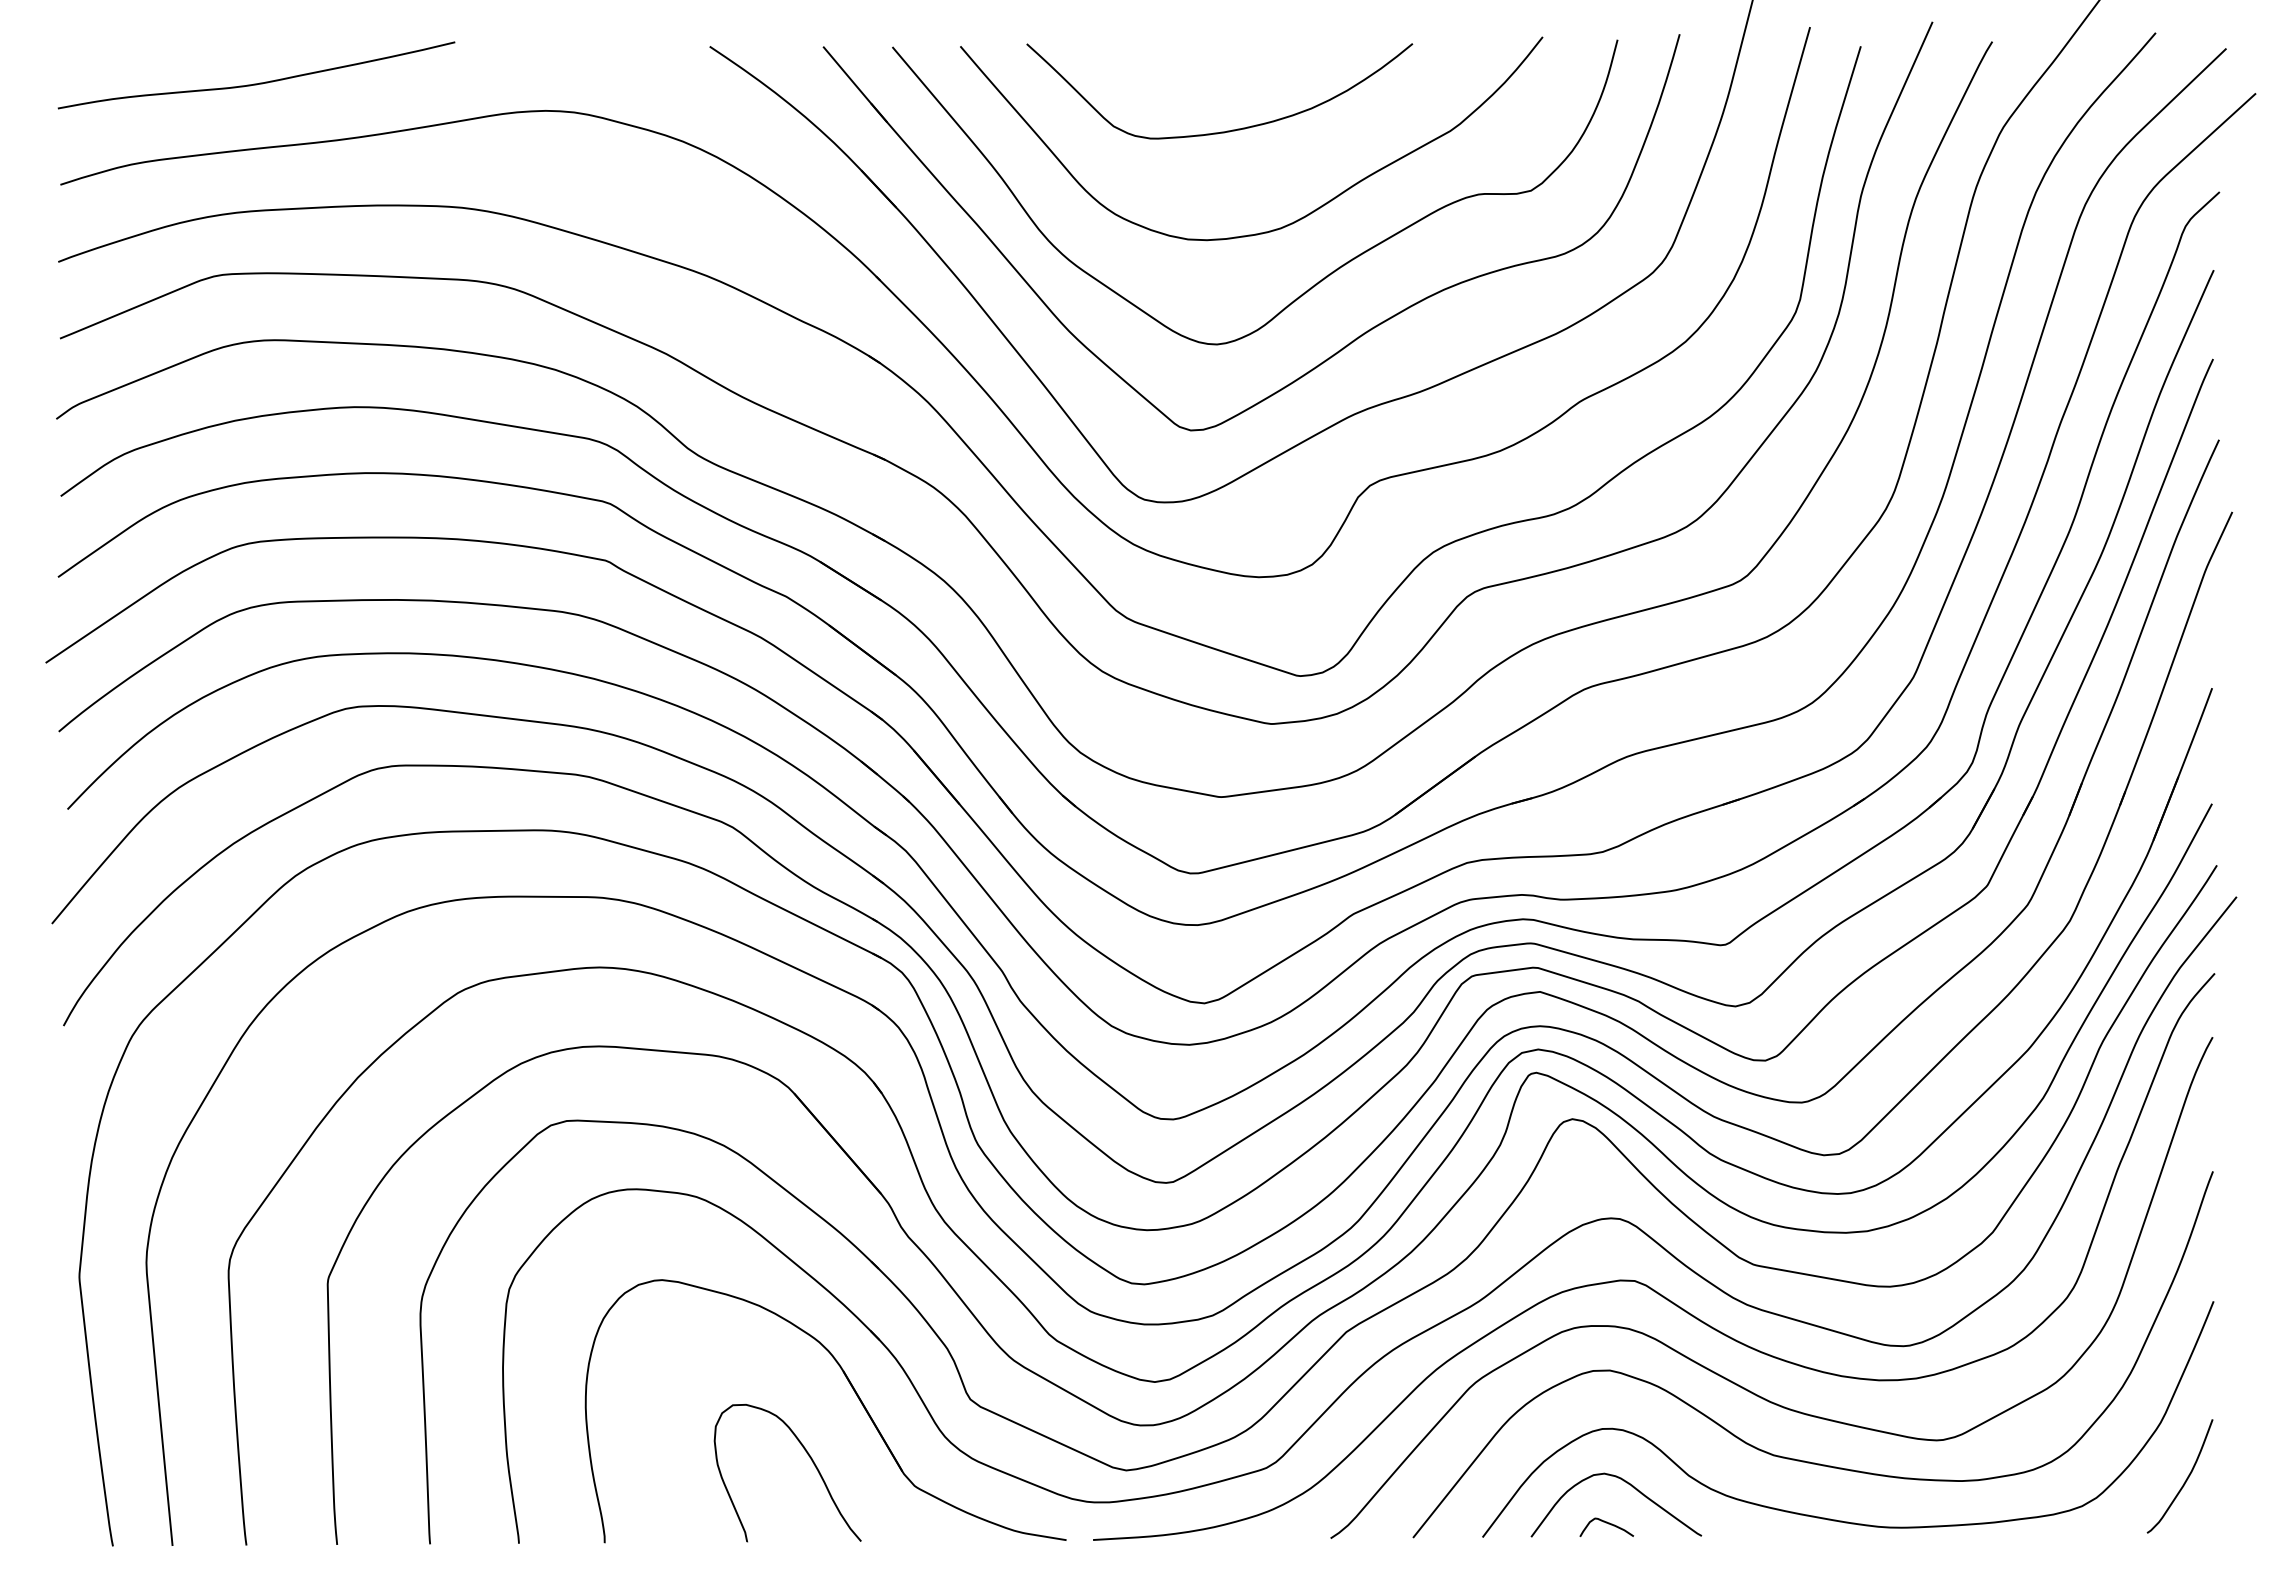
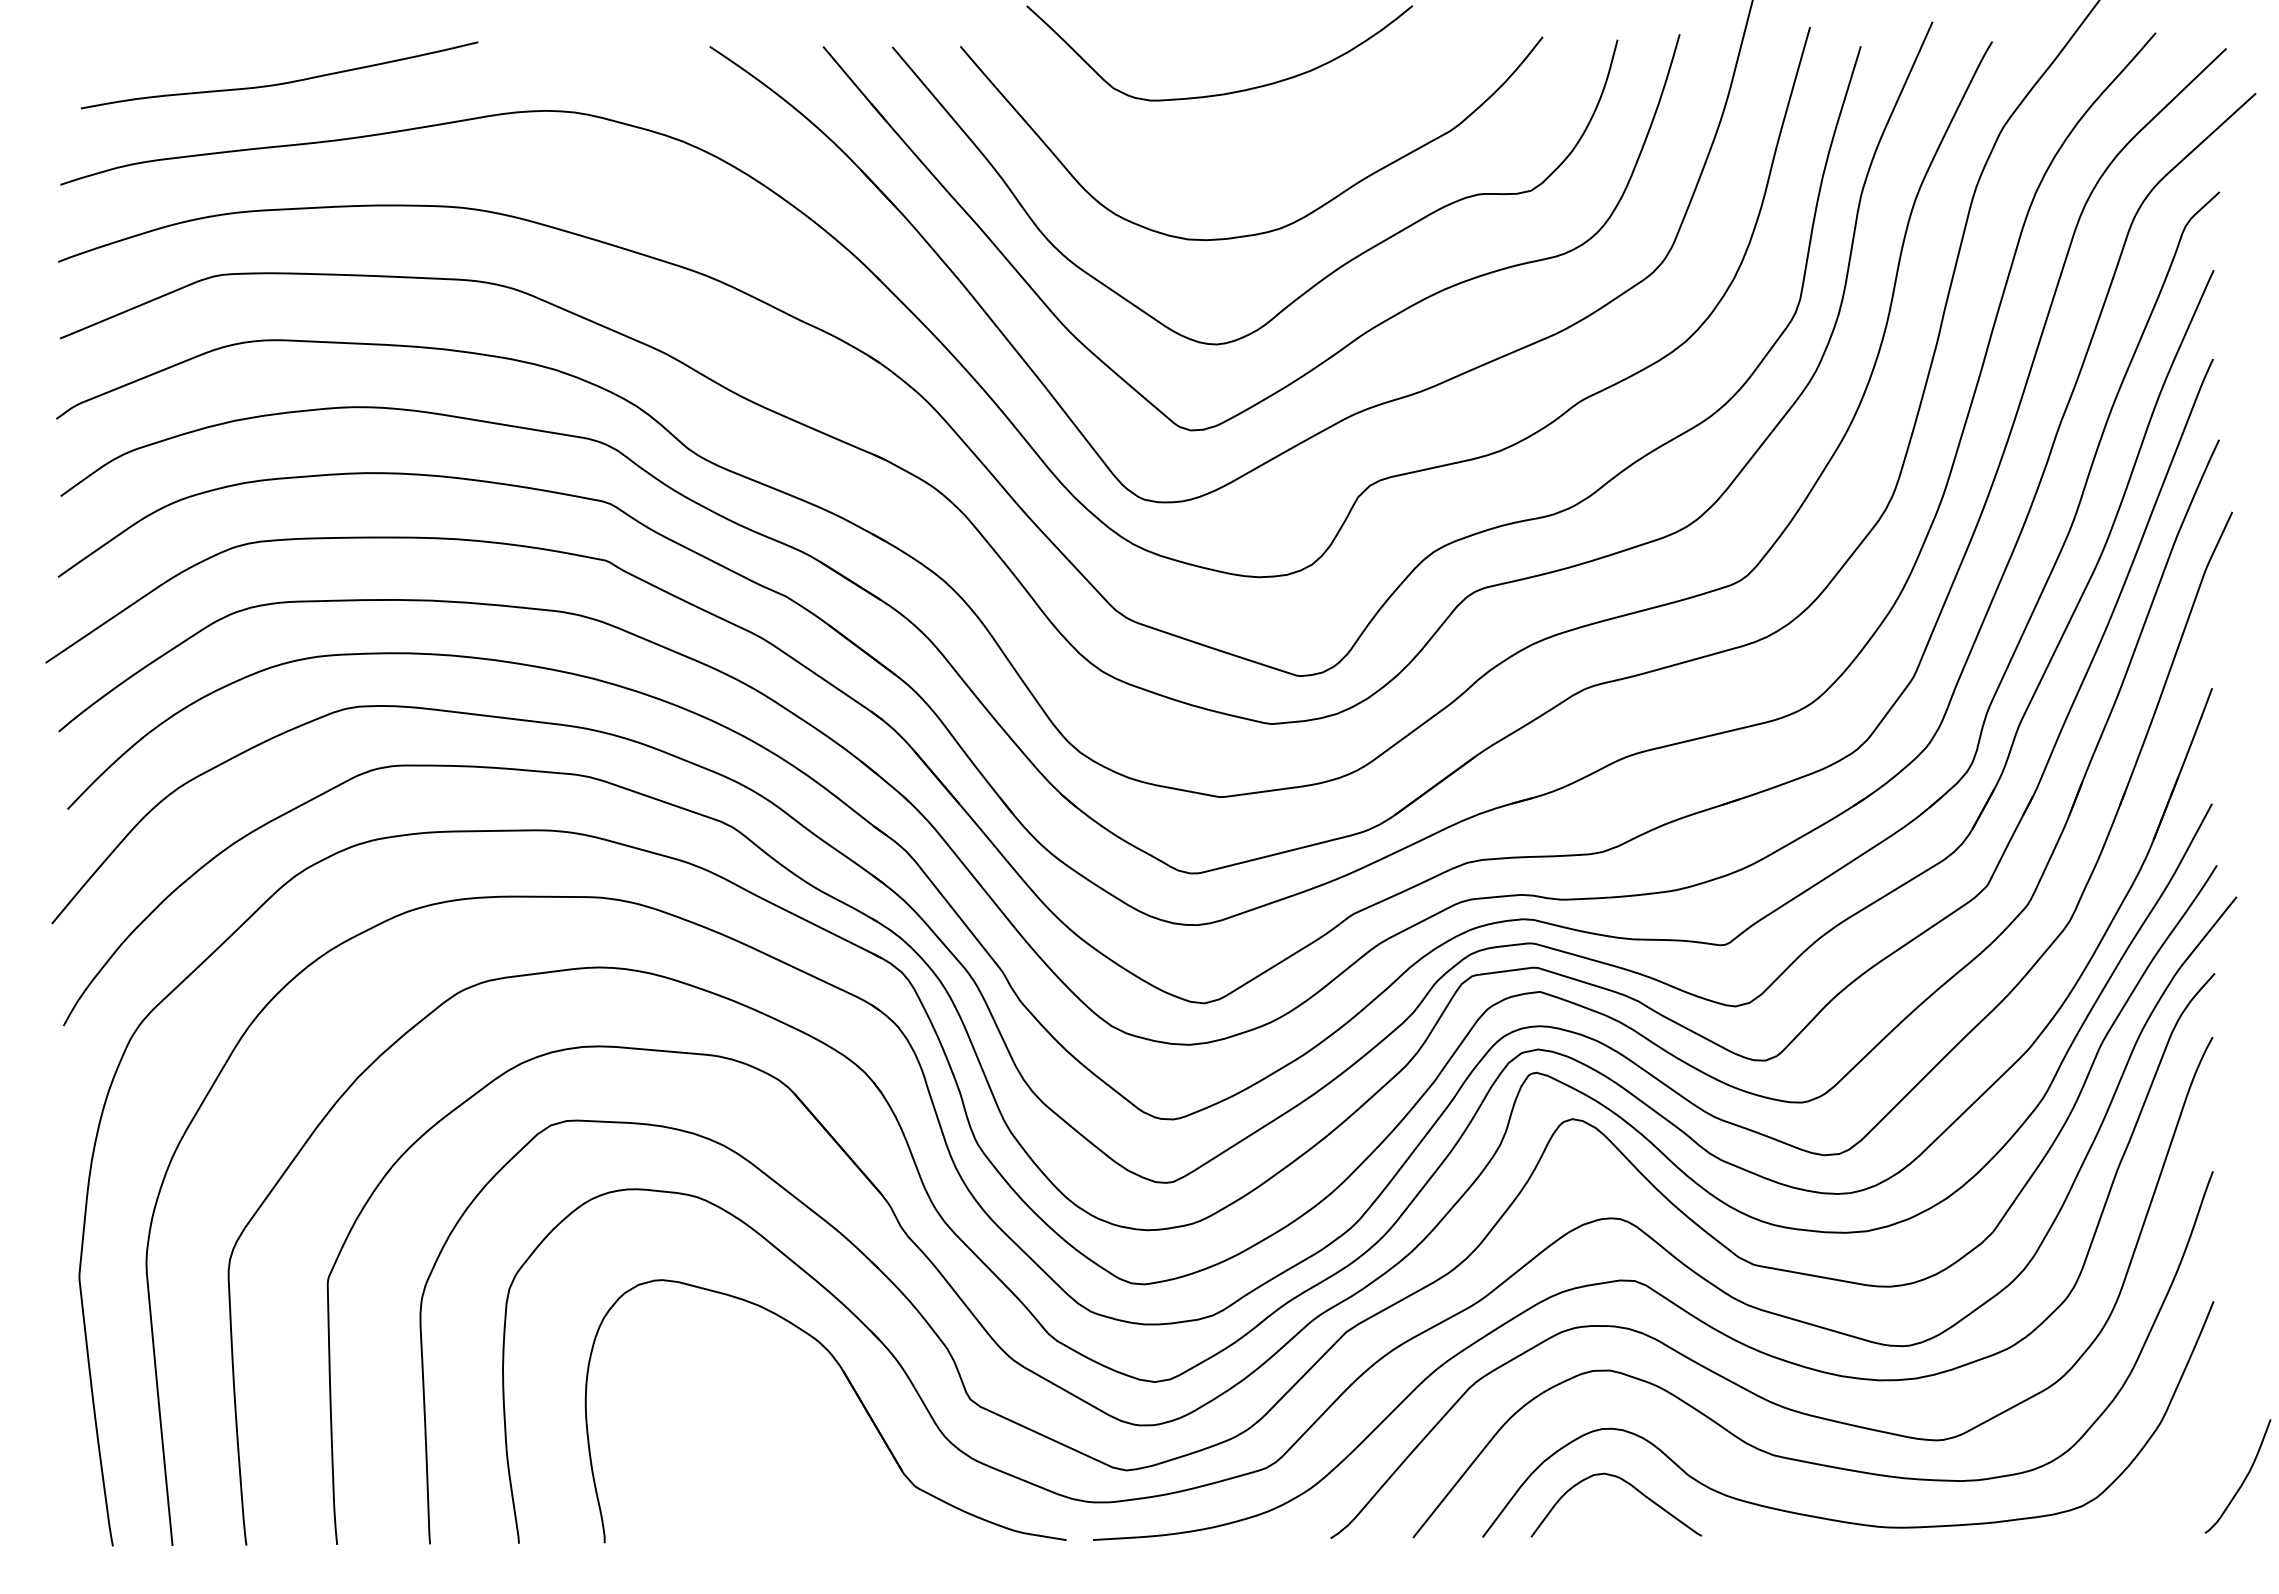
curve position: (259, 82) -> (282, 82) (282, 82)
curve position: (1227, 130) -> (1227, 92) (1227, 92)
curve: present -> none (810, 1459)
curve position: (2184, 1481) -> (2242, 1481) (2242, 1481)
curve: present -> none (1608, 1524)
